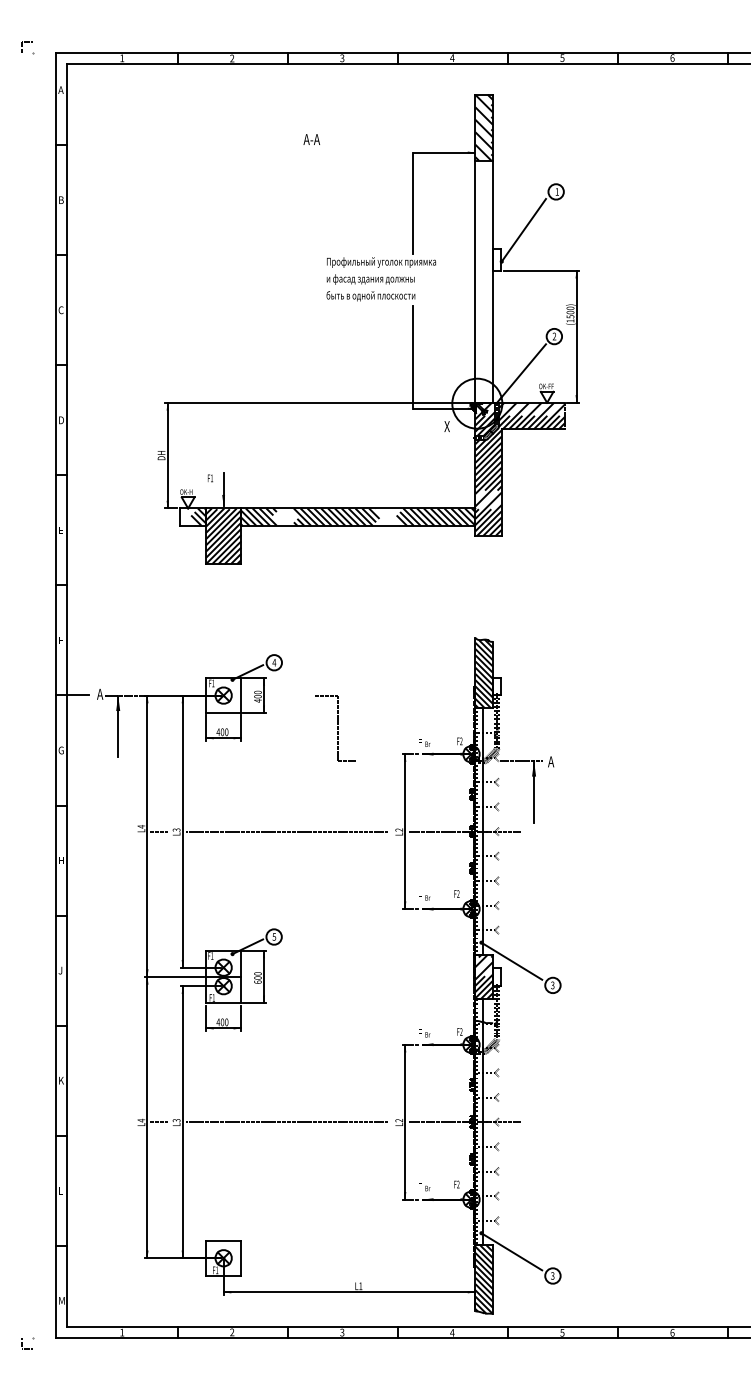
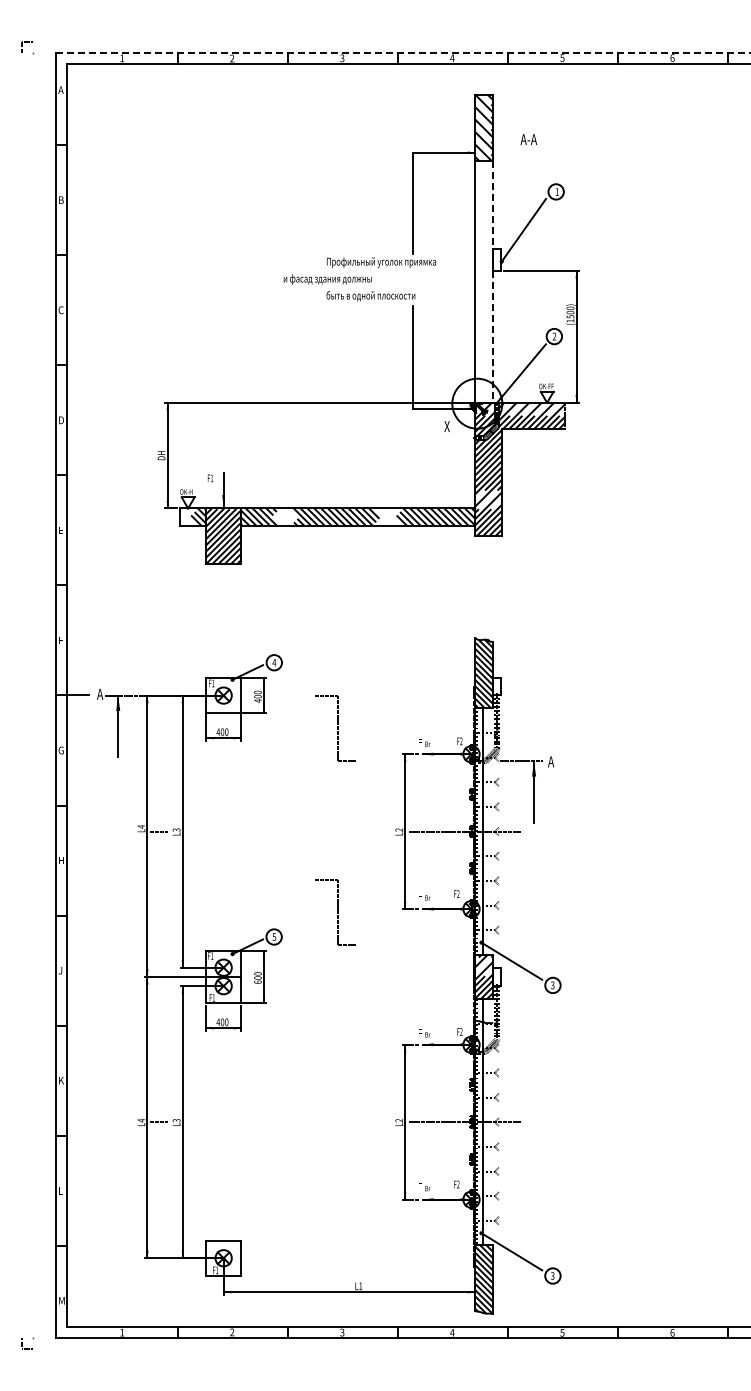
line: solid -> dashed (403, 52)
text position: (311, 139) -> (528, 139) (528, 139)
text position: (370, 279) -> (327, 279) (327, 279)
line: solid -> dashed (493, 282)
line: present -> none (287, 831)
part: none -> present (335, 912)
line: present -> none (287, 1122)
